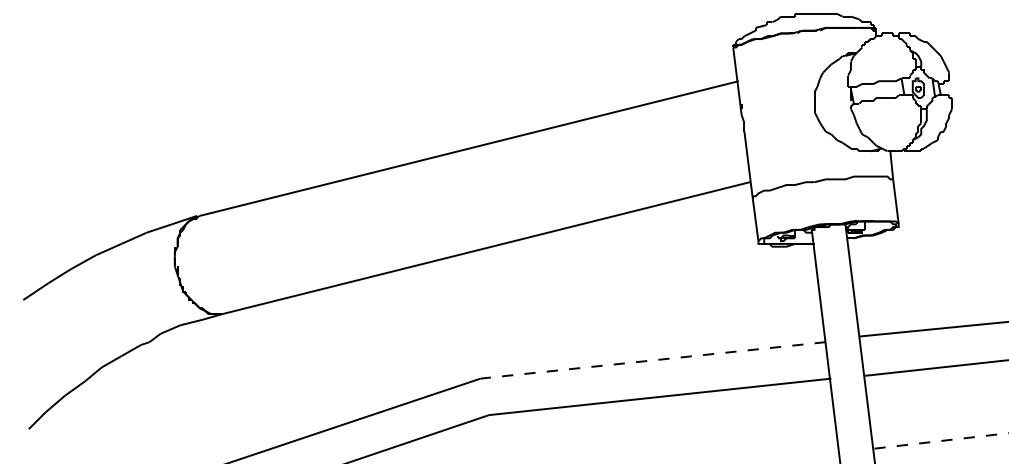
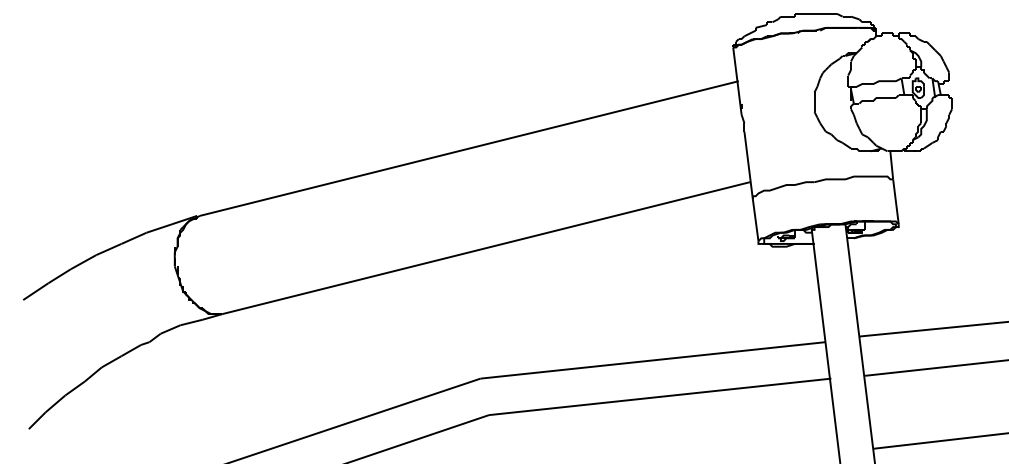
line: dashed -> solid (653, 360)
line: dashed -> solid (941, 440)
